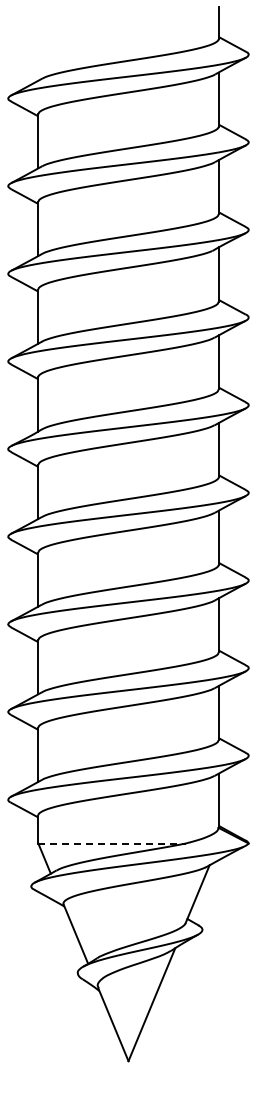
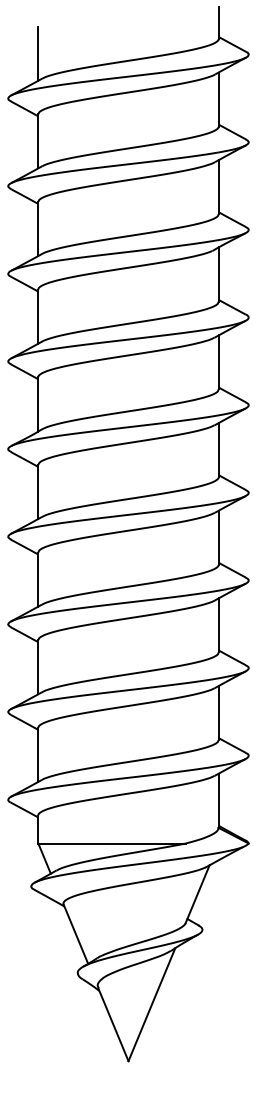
line: none -> present (38, 53)
line: dashed -> solid (112, 843)
